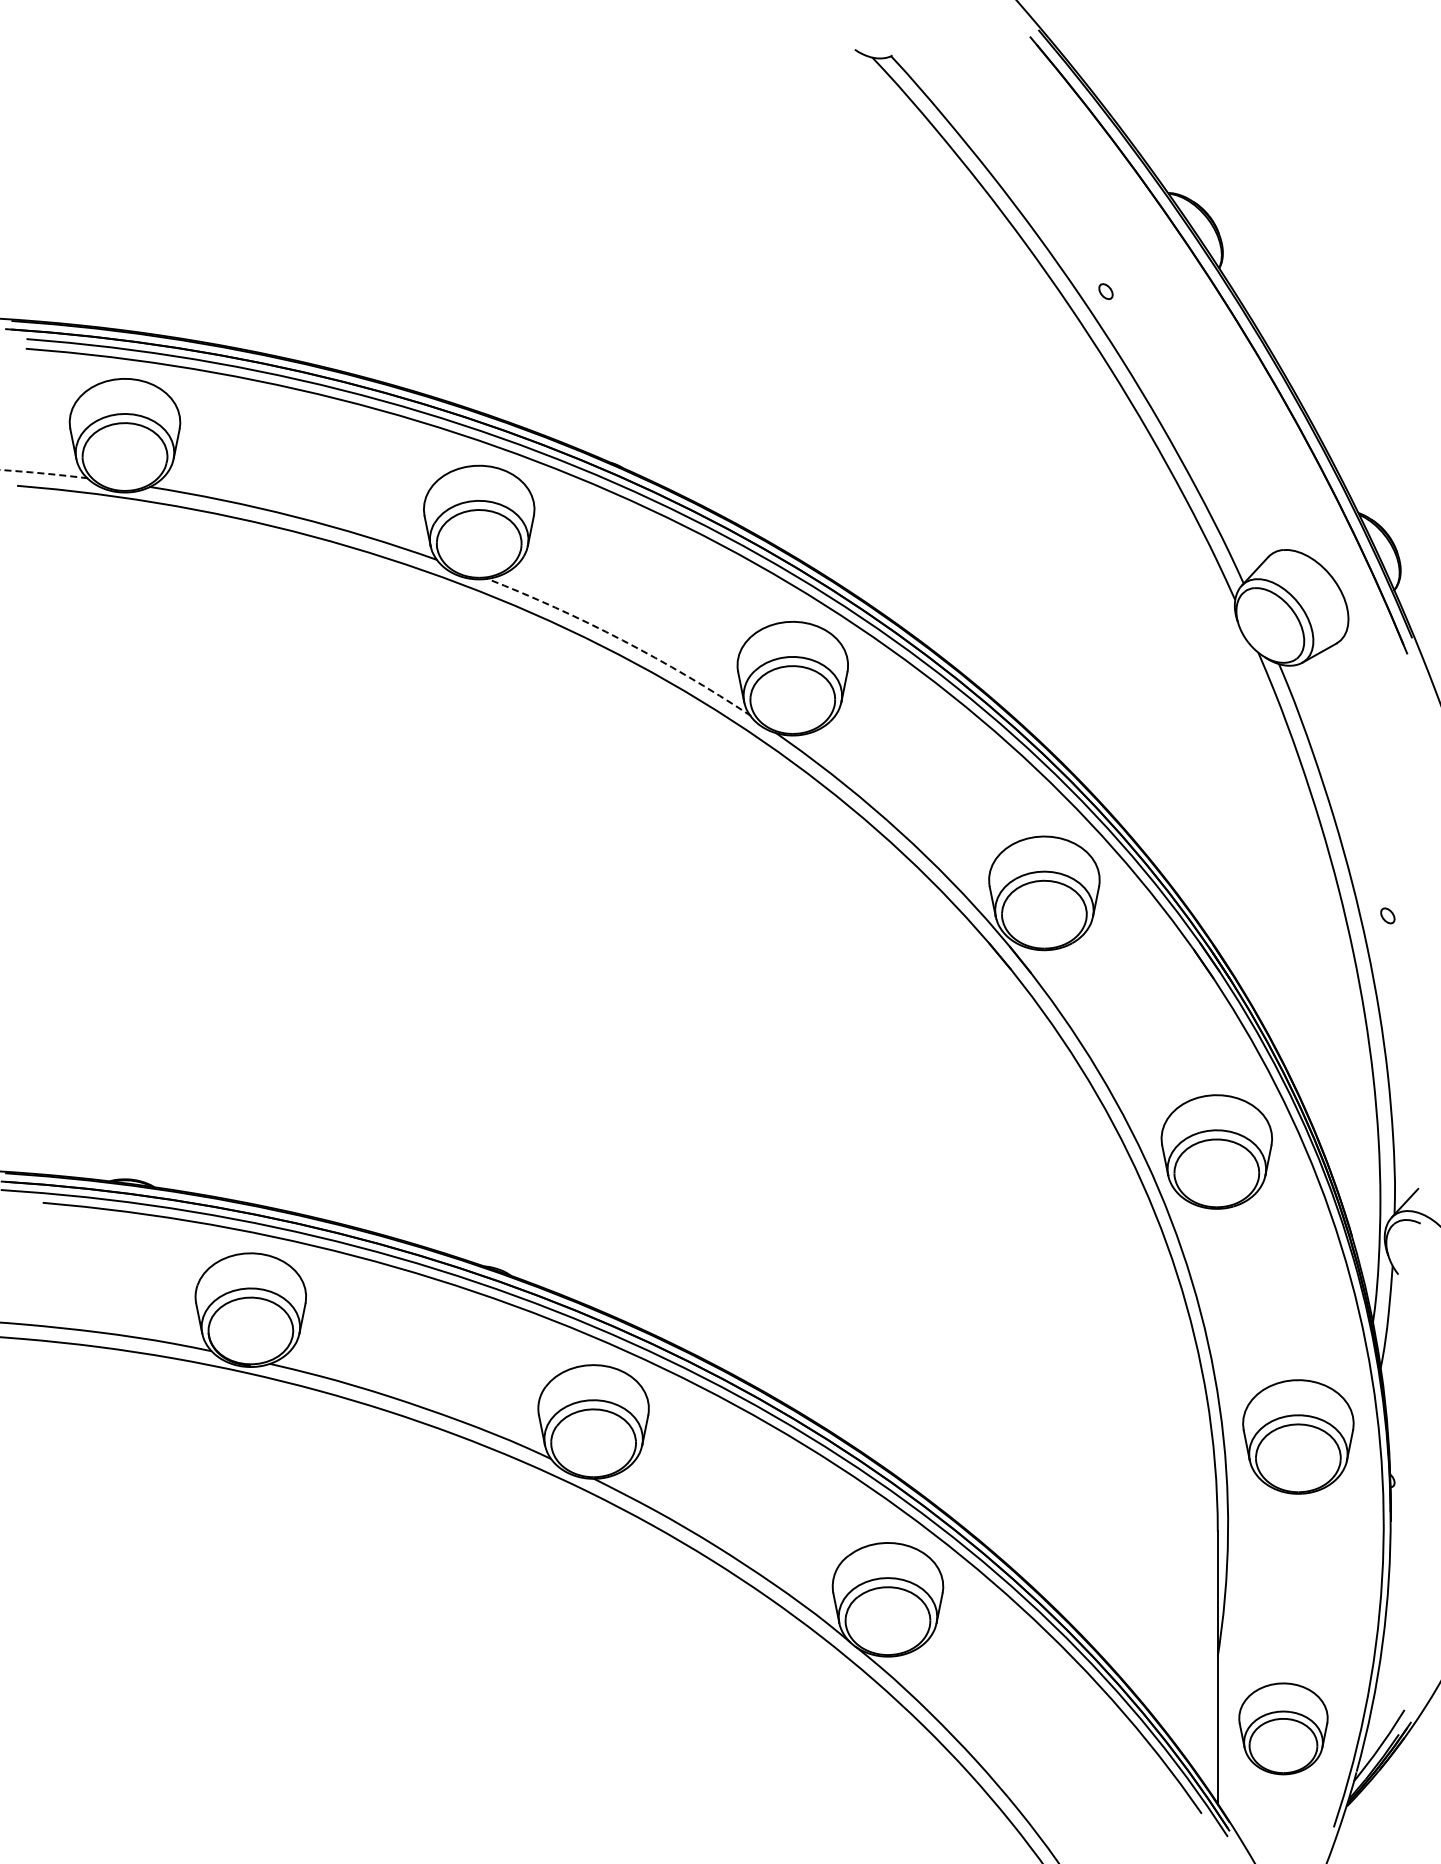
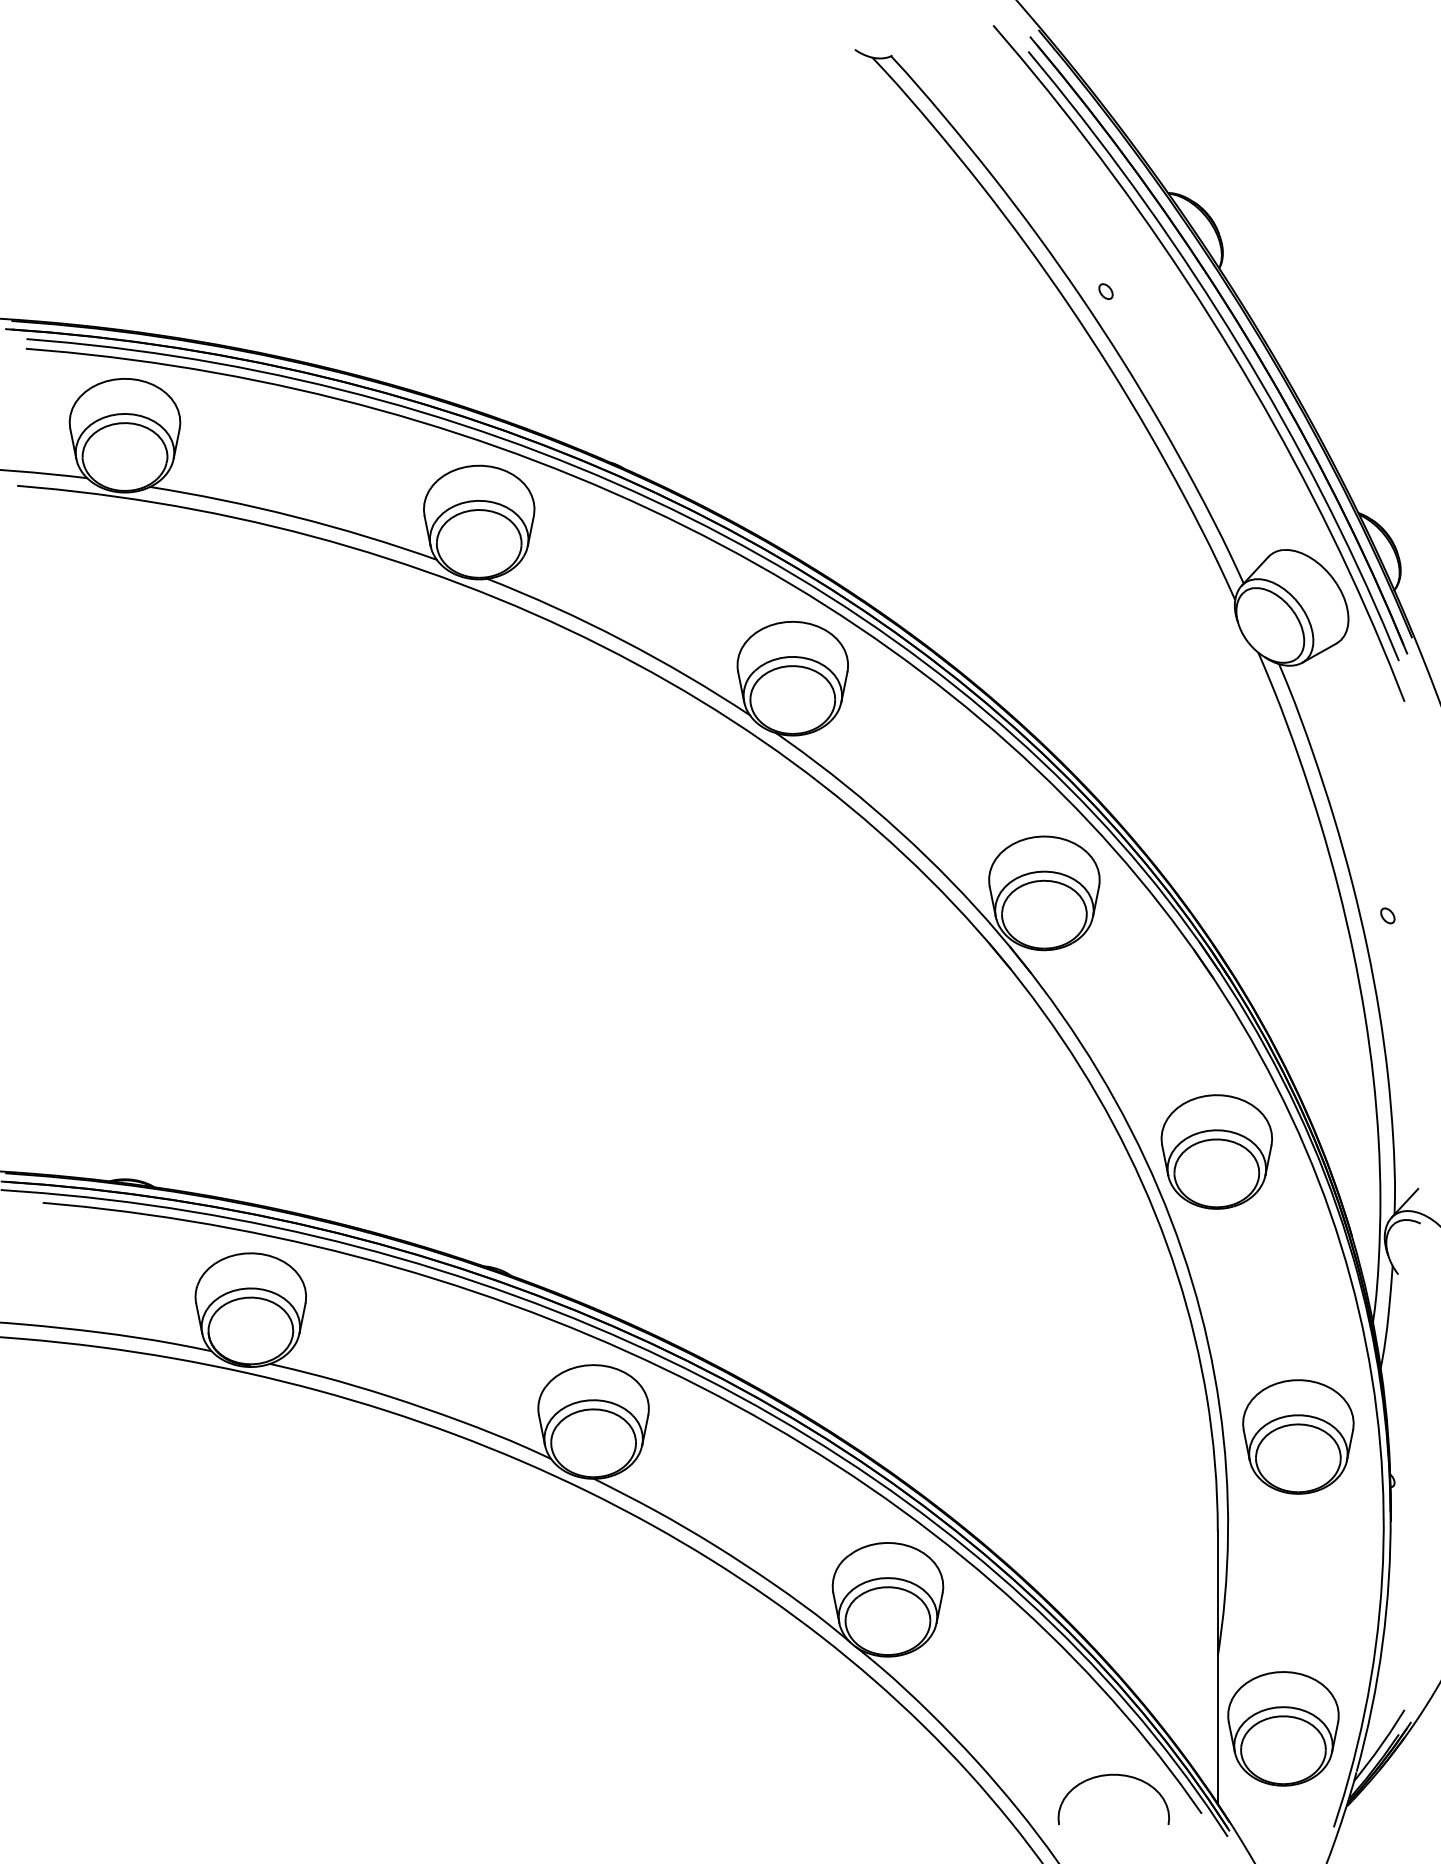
part: none -> present (1227, 347)
arc: dashed -> solid (44, 473)
arc: dashed -> solid (622, 640)
part size: 91x94 px -> 113x116 px (1283, 1728)
part: none -> present (1113, 1775)
